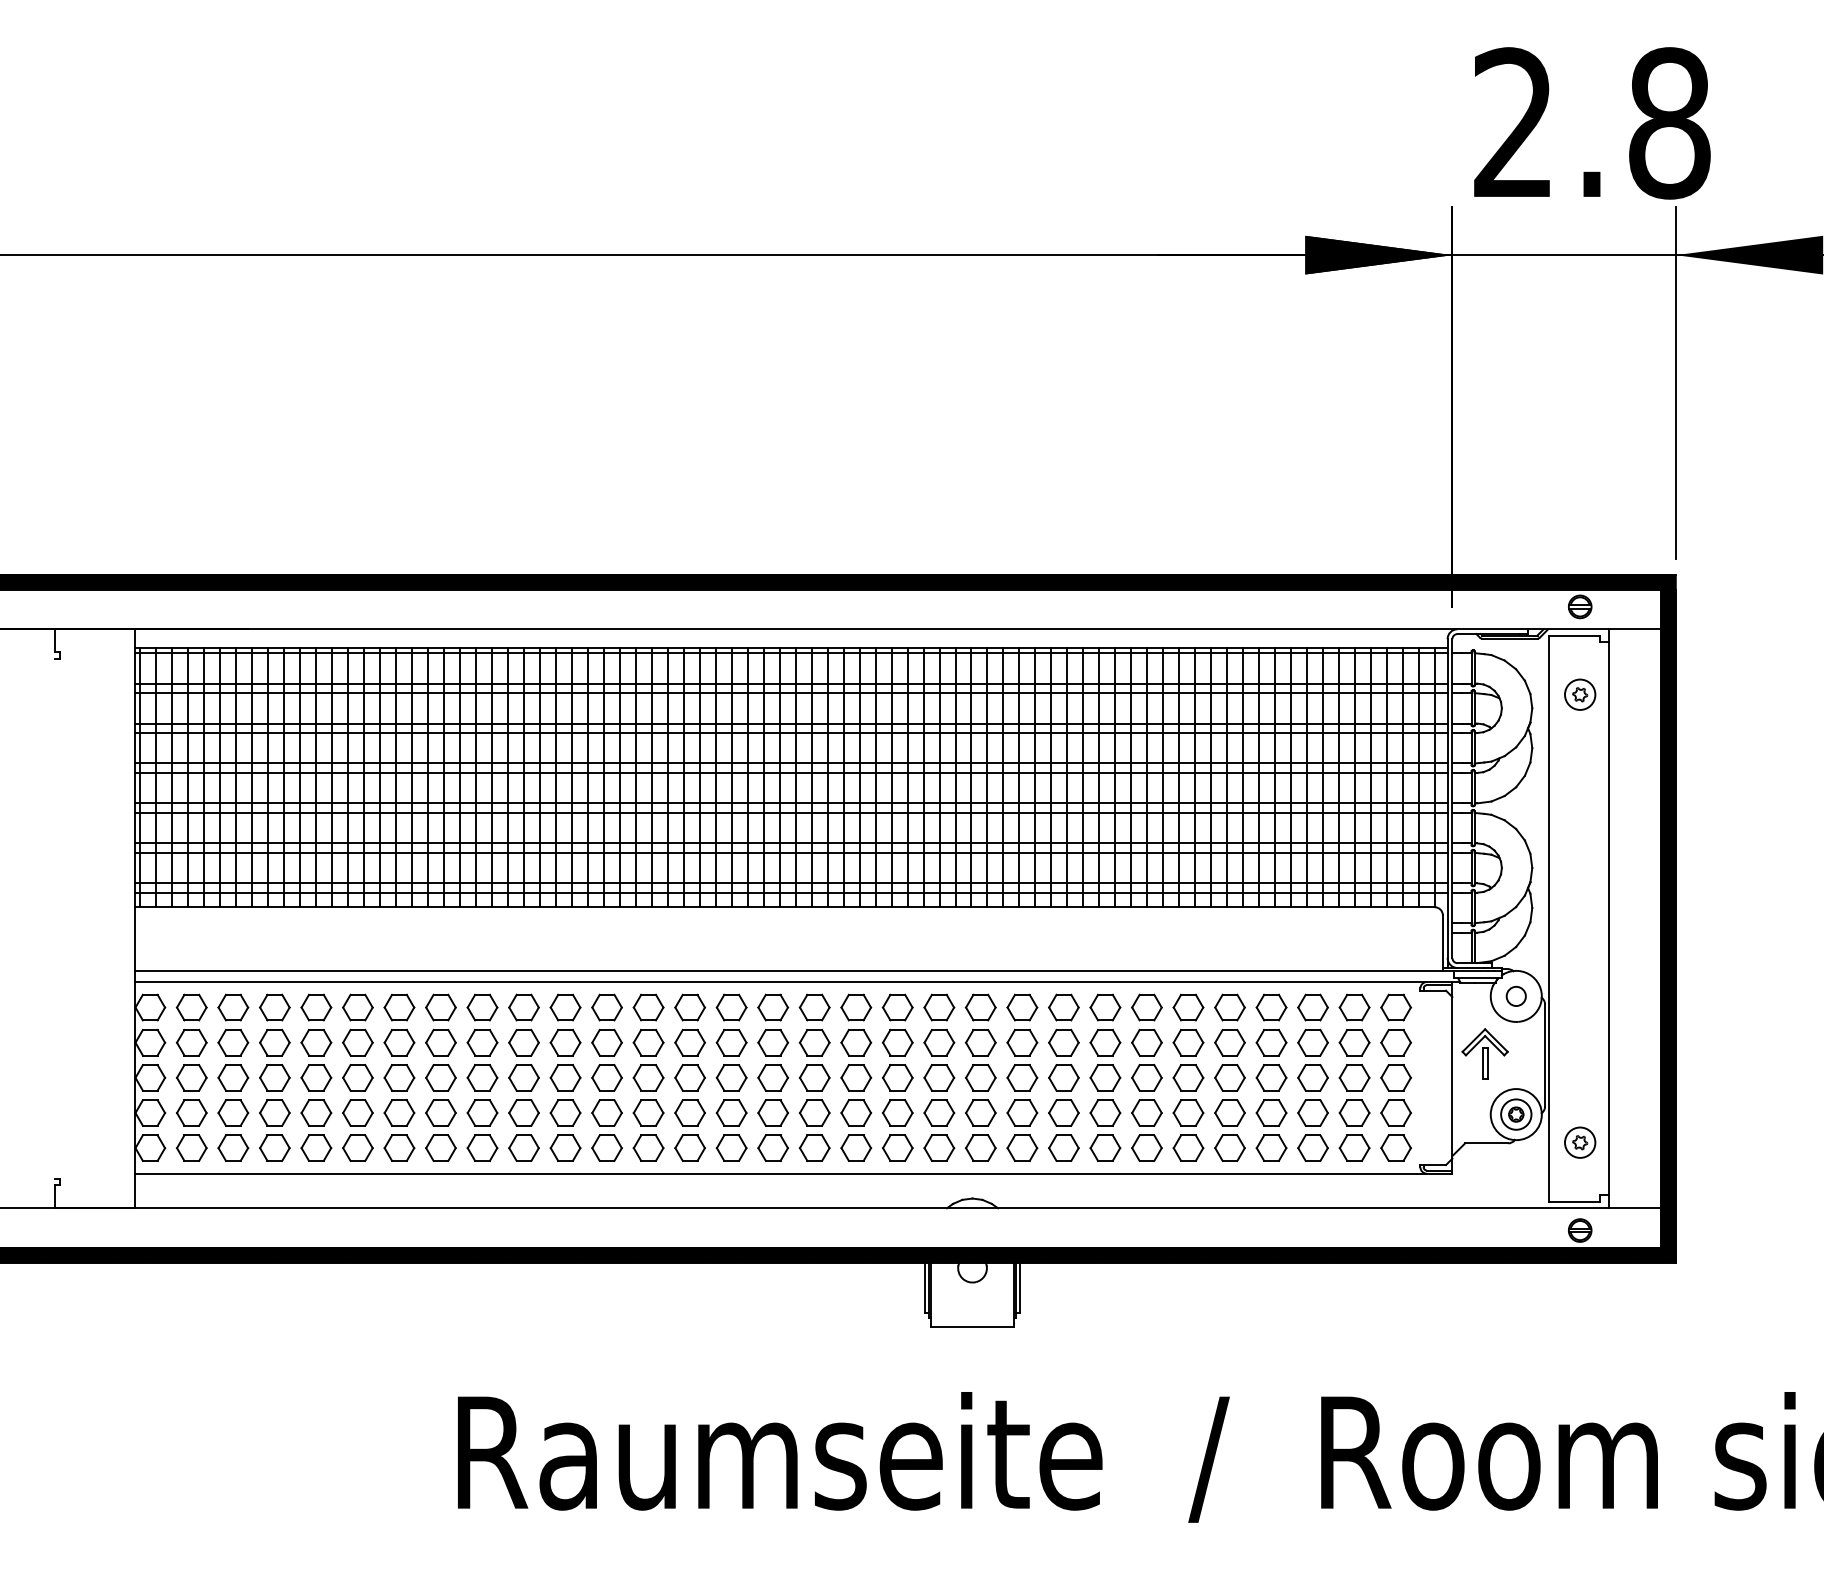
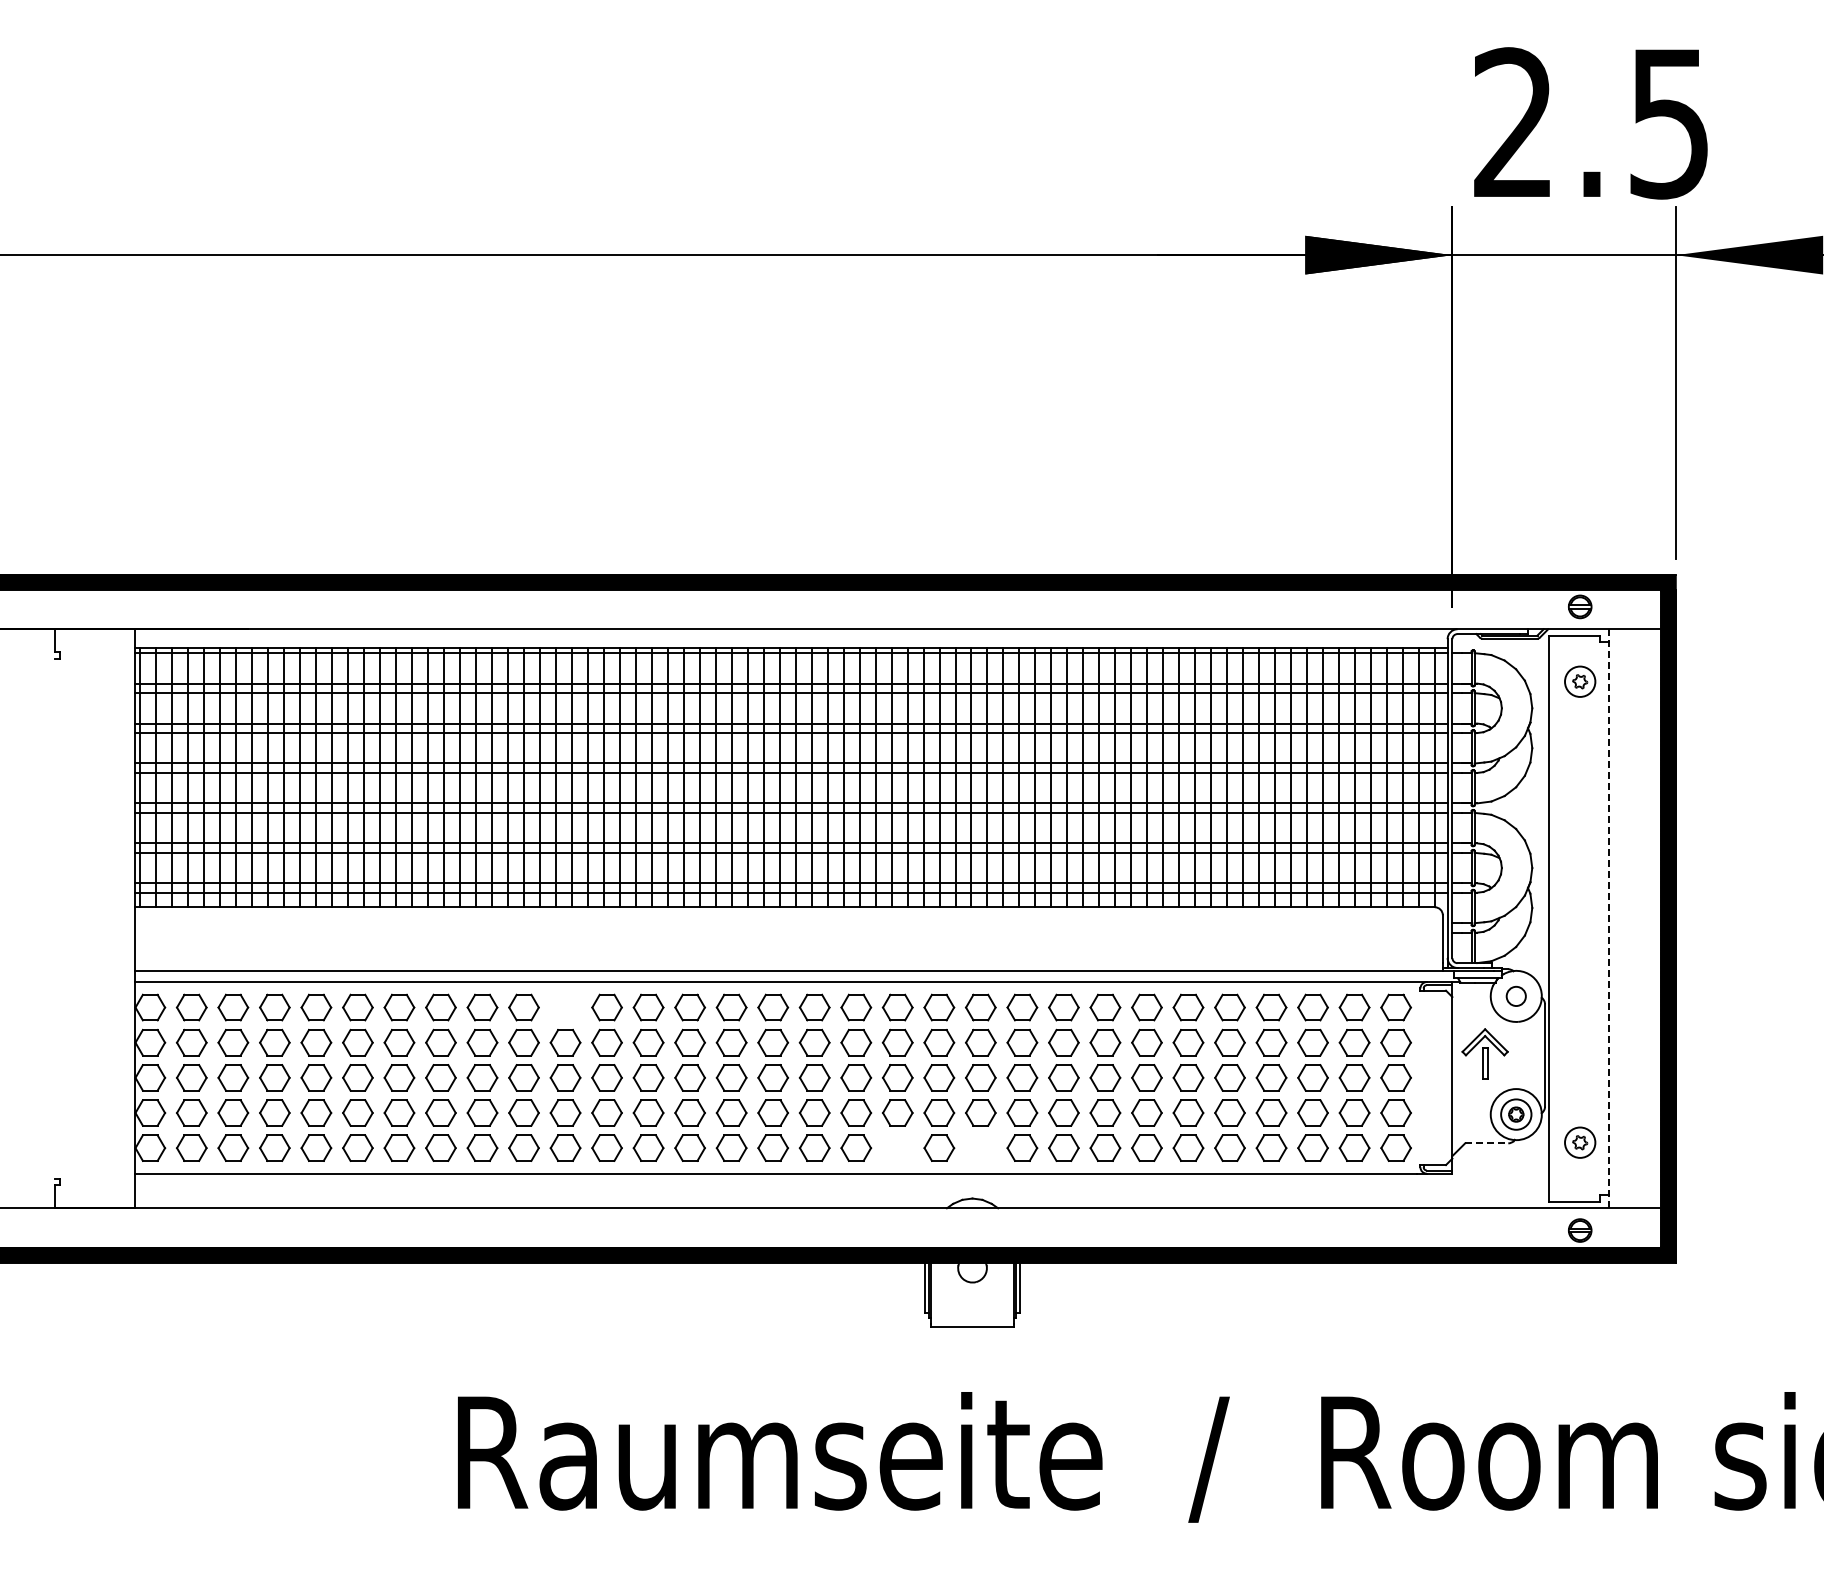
text: 2.8 -> 2.5 (1669, 123)
part position: (1580, 694) -> (1580, 681) (1580, 681)
line: solid -> dashed (1608, 919)
part: present -> none (565, 1007)
line: solid -> dashed (1486, 1143)
part: present -> none (897, 1147)
part: present -> none (980, 1147)
